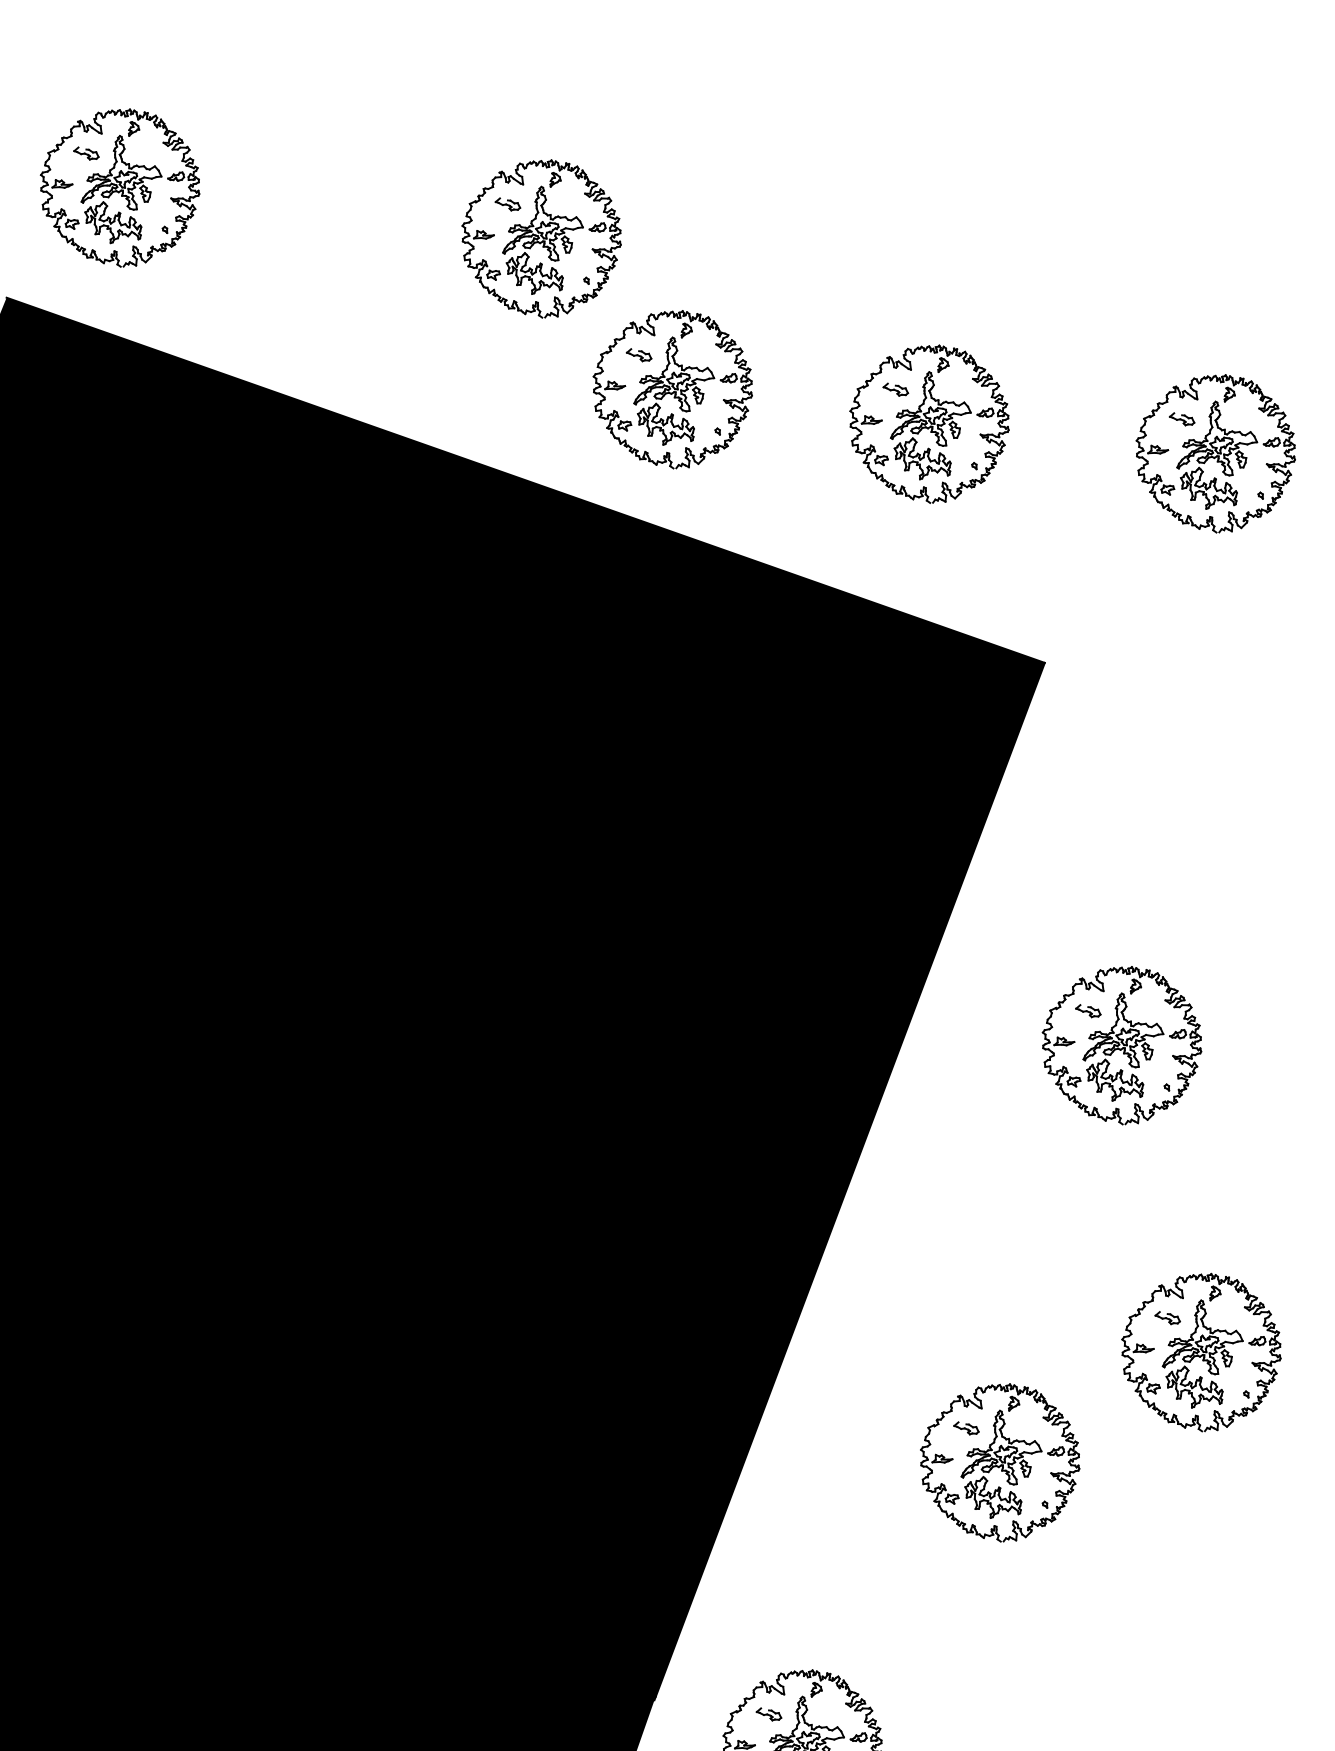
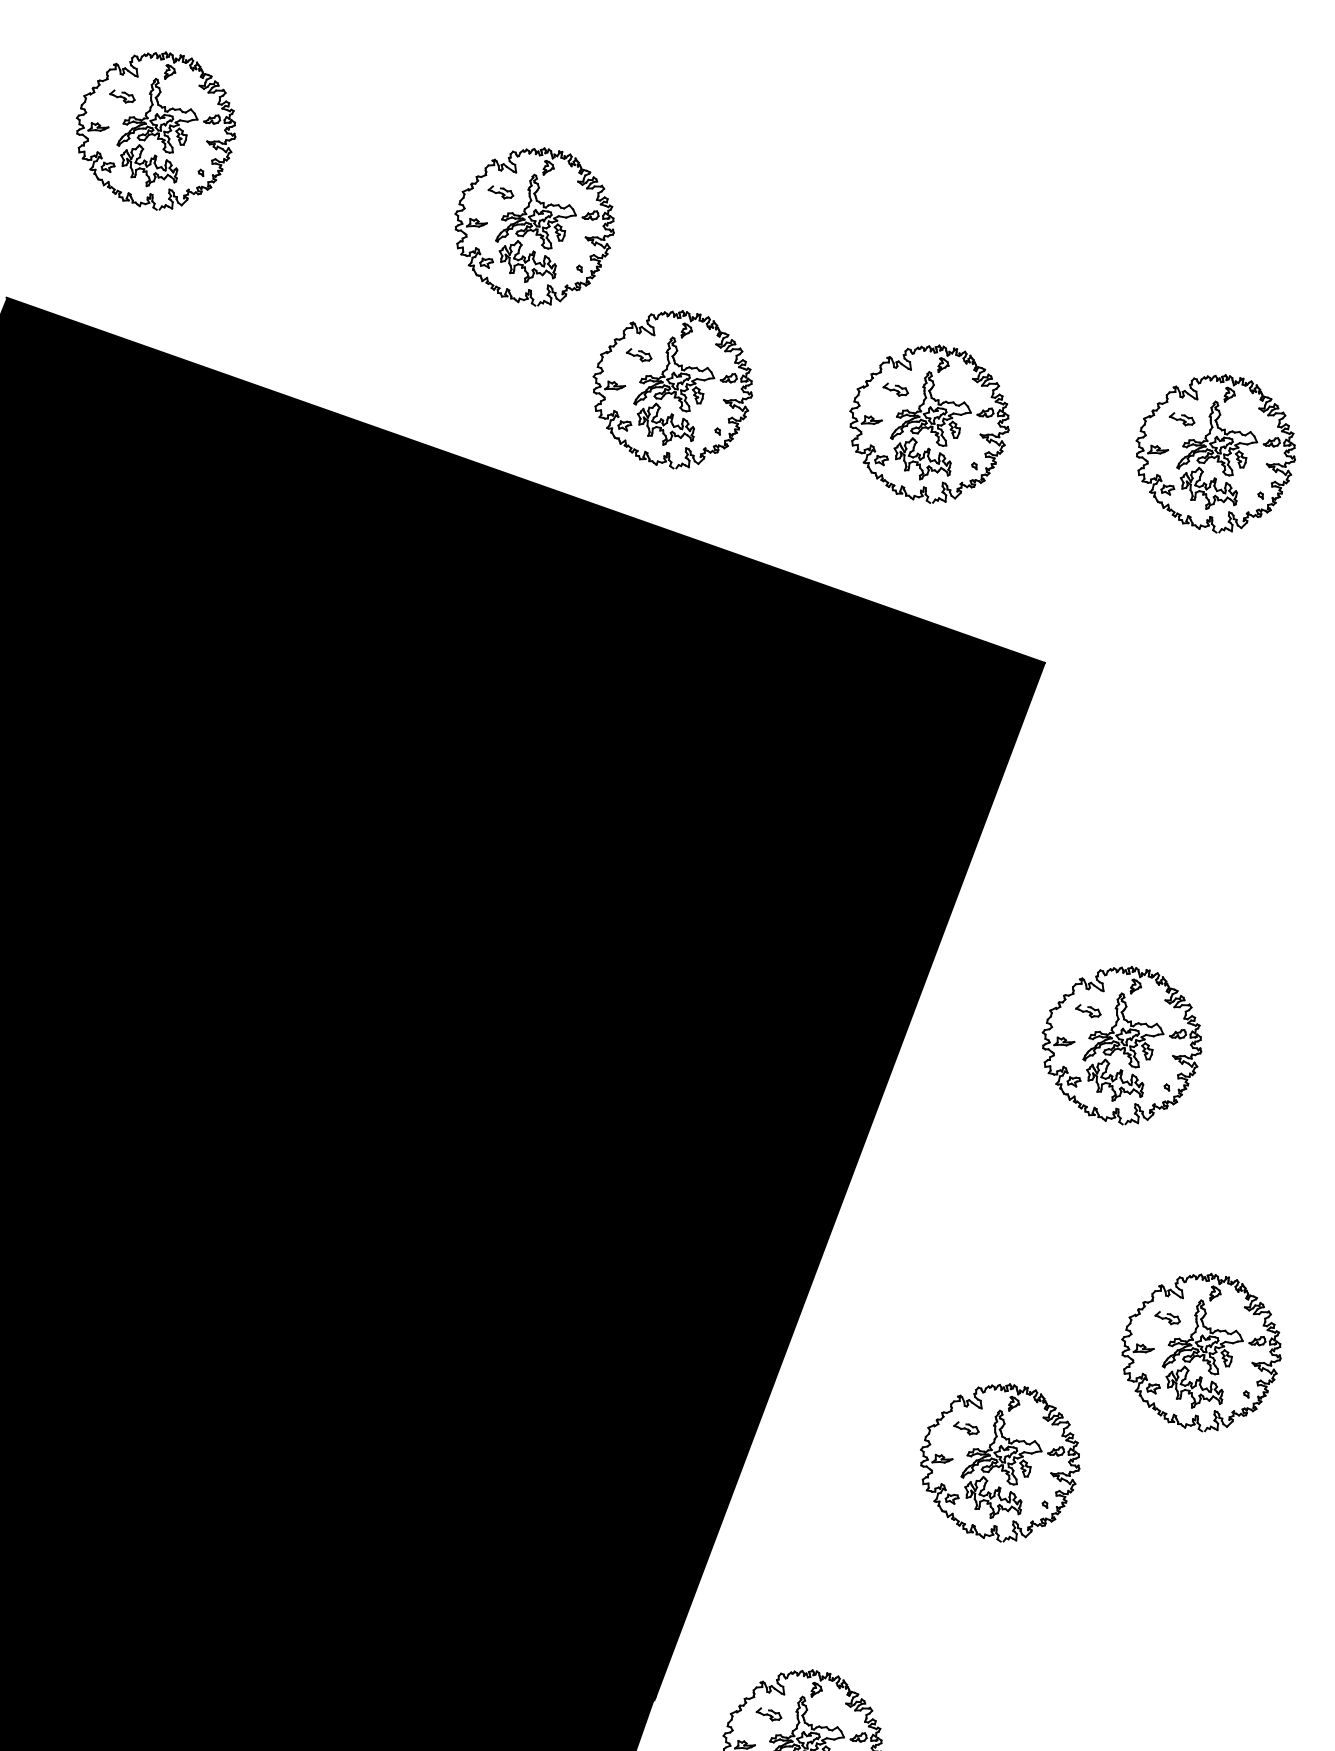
part position: (119, 187) -> (155, 130) (155, 130)
part position: (541, 238) -> (534, 226) (534, 226)
